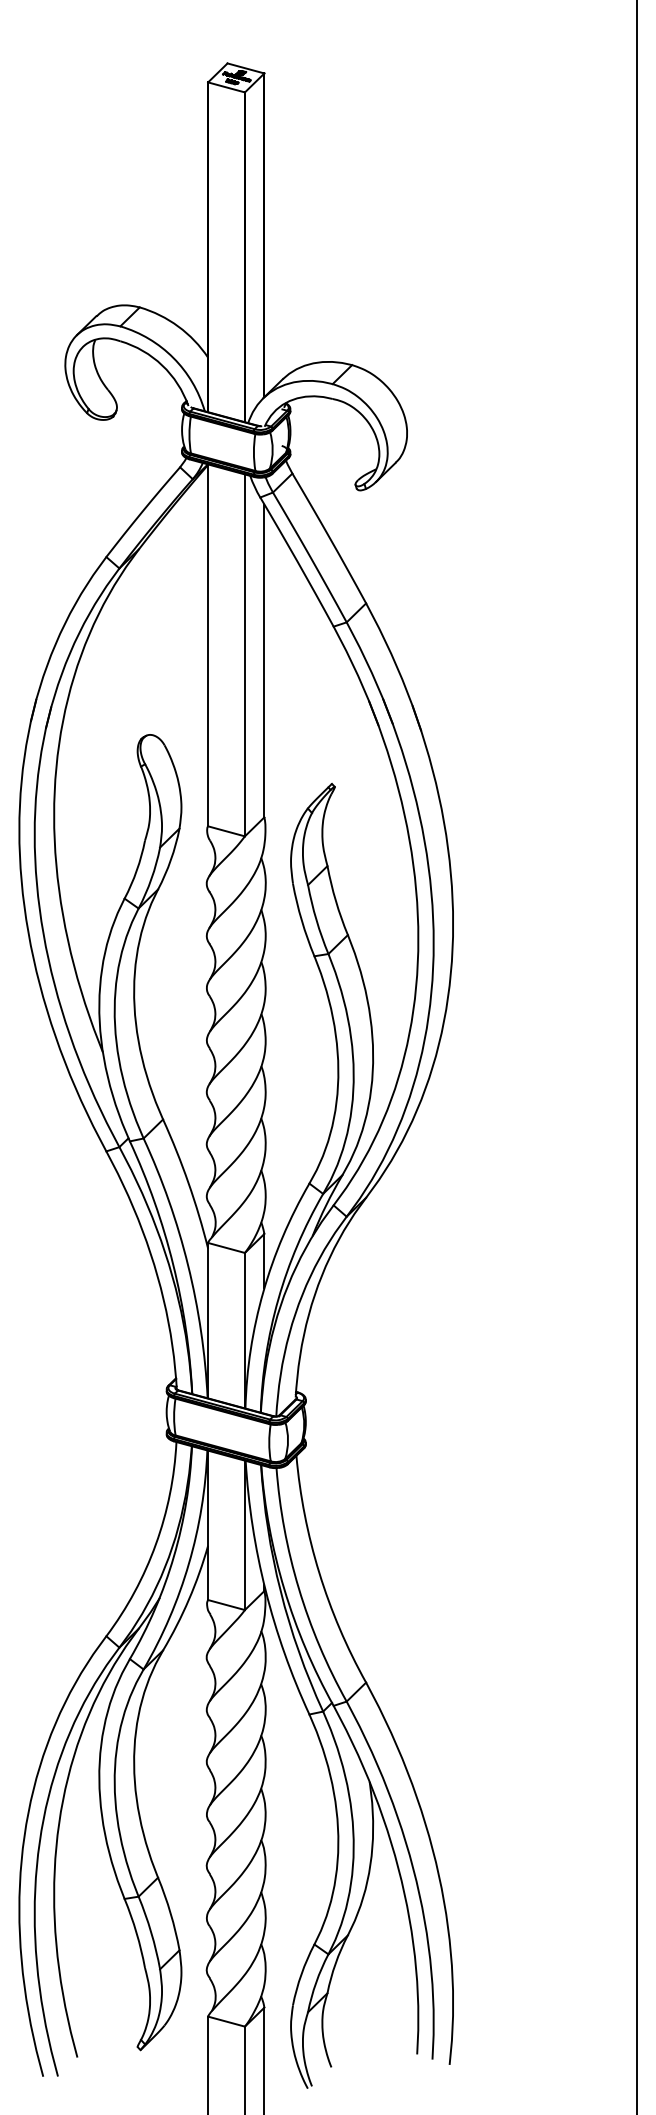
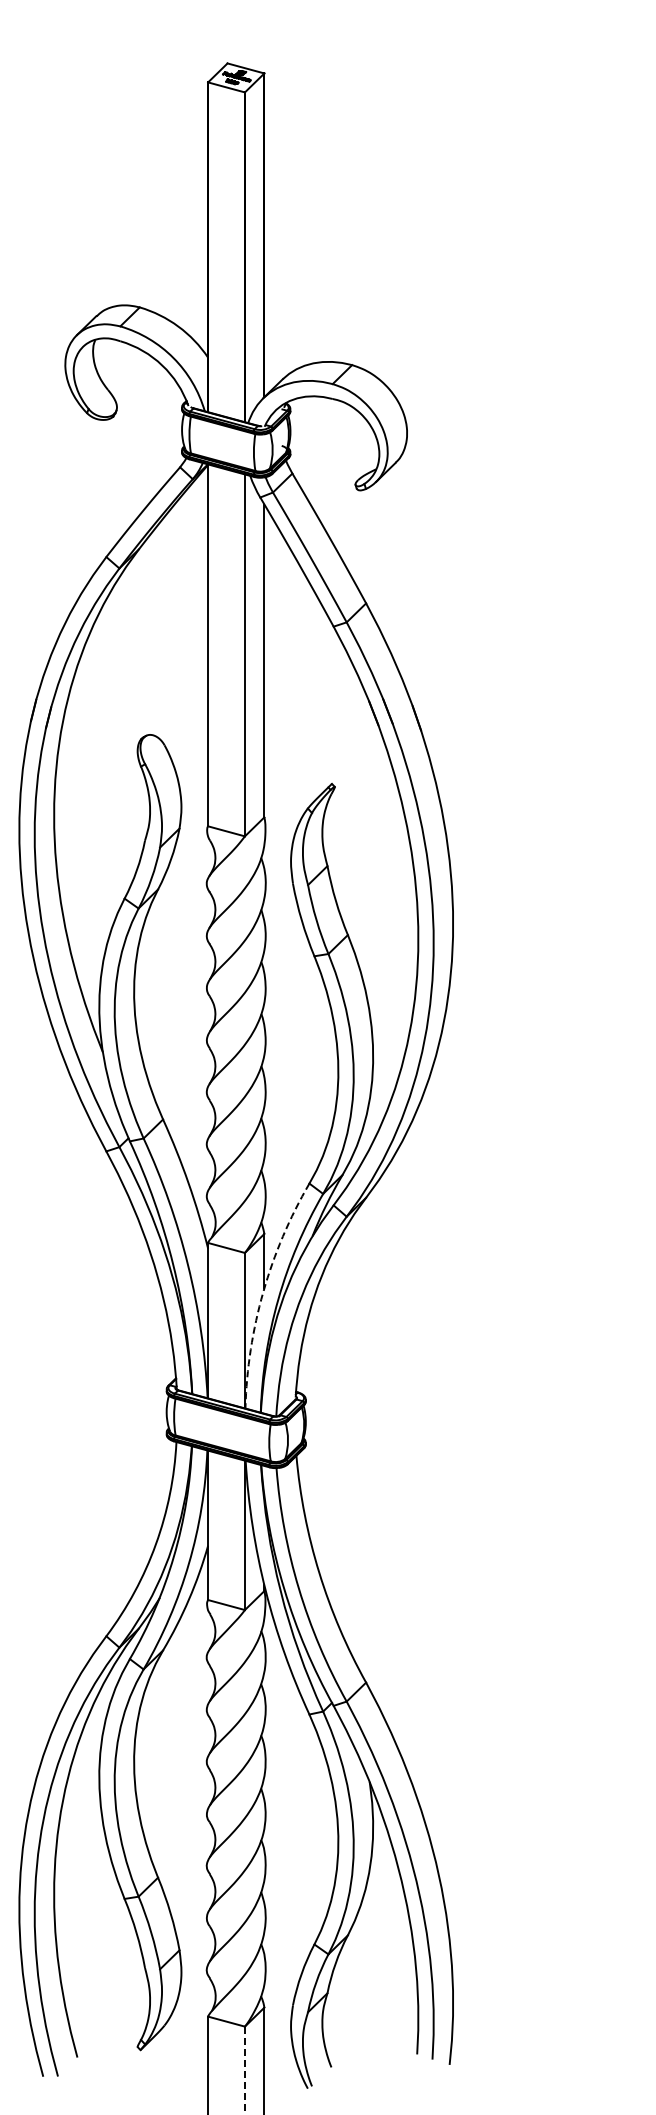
line: present -> none (636, 1056)
arc: solid -> dashed (263, 1292)
line: solid -> dashed (244, 2070)
